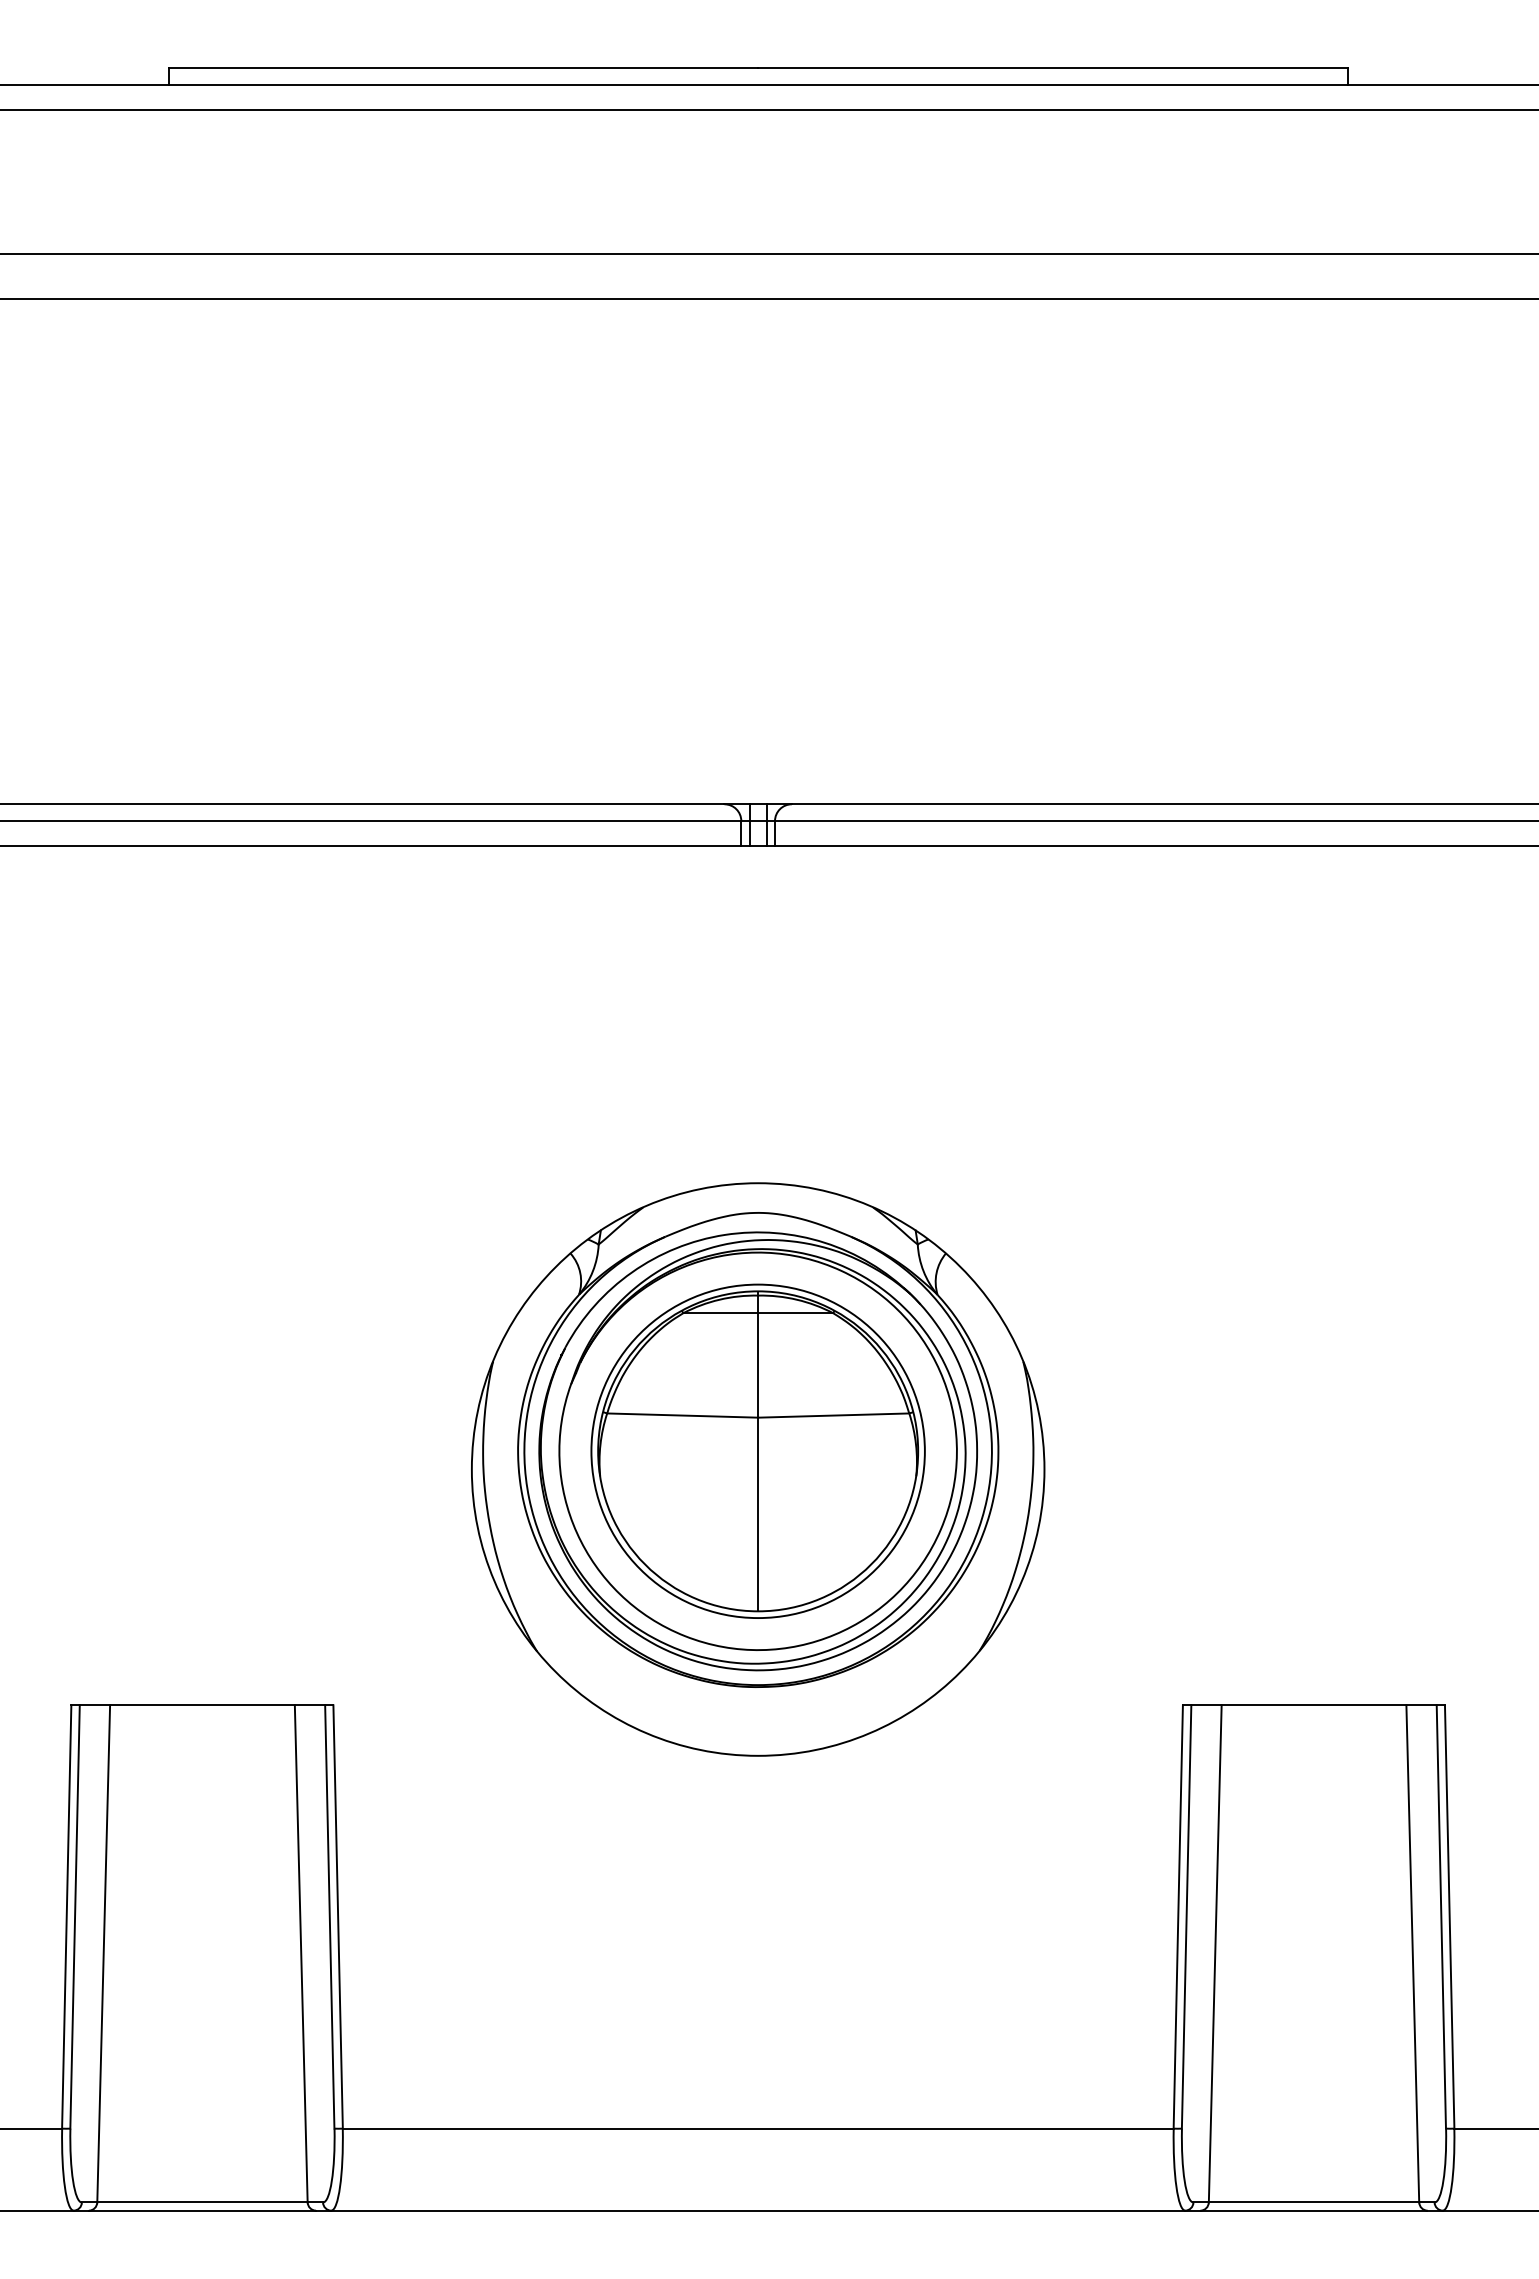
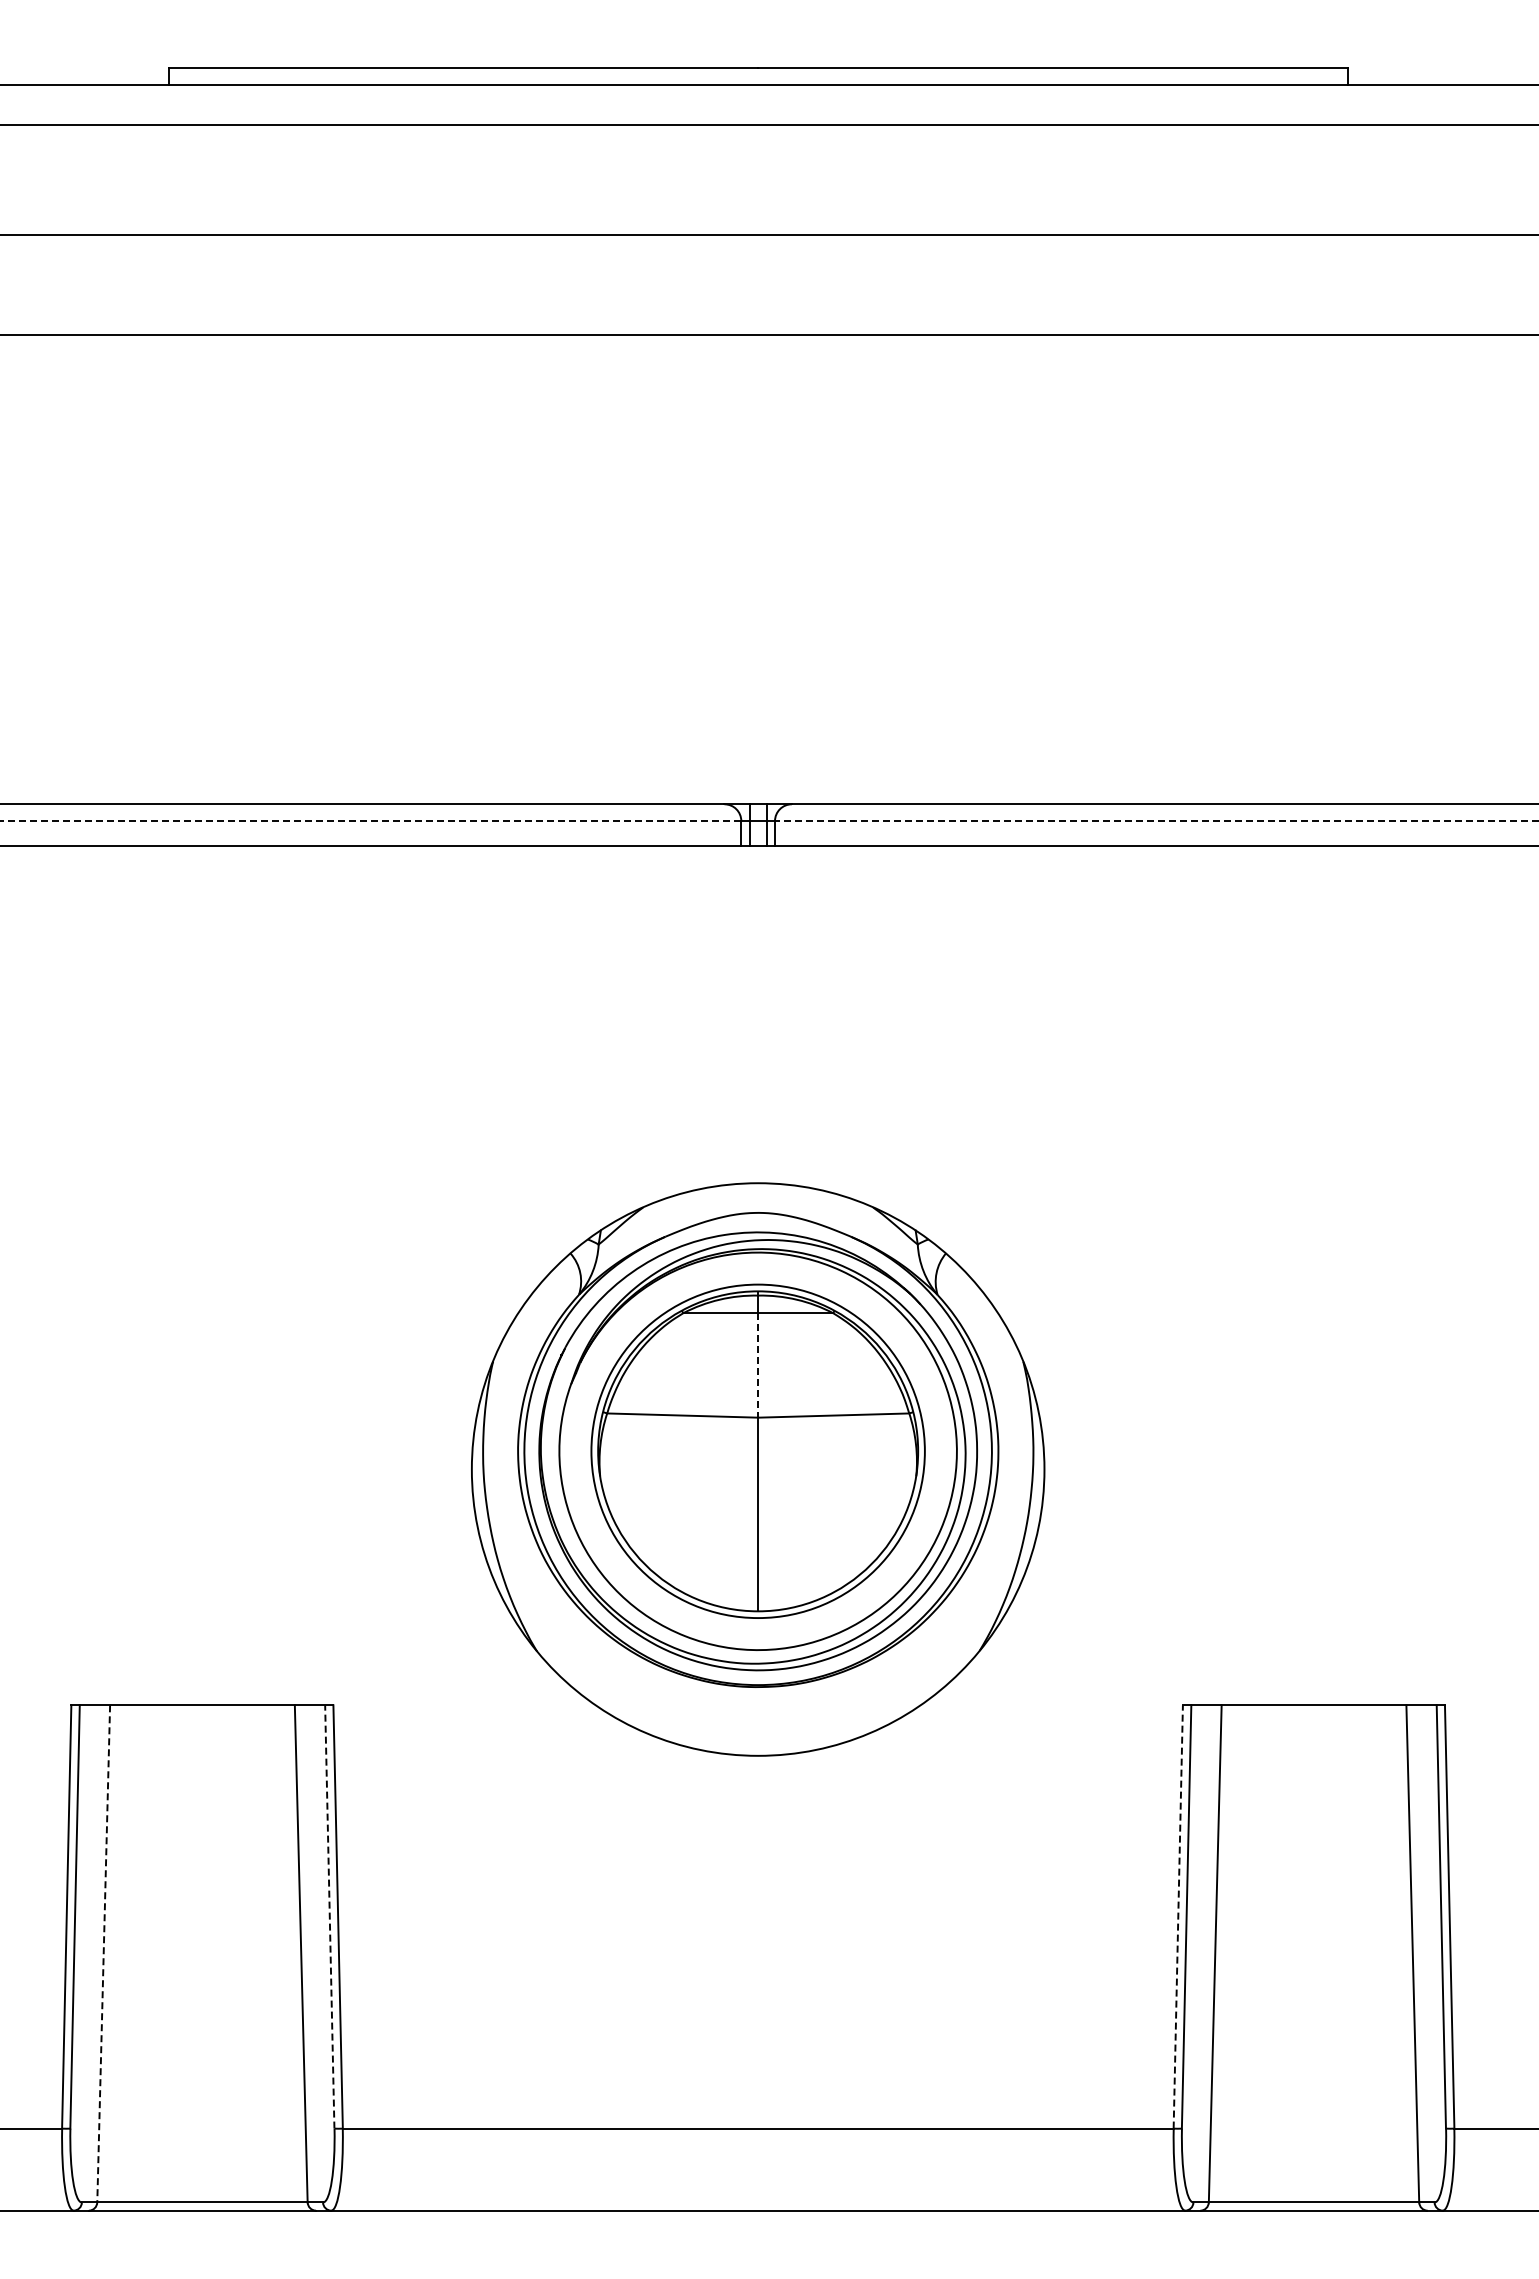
line position: (768, 110) -> (768, 125) (768, 125)
line position: (768, 253) -> (768, 234) (768, 234)
line position: (768, 299) -> (768, 335) (768, 335)
line: solid -> dashed (370, 821)
line: solid -> dashed (1156, 821)
line: solid -> dashed (758, 1365)
line: solid -> dashed (329, 1916)
line: solid -> dashed (1178, 1916)
line: solid -> dashed (103, 1953)
